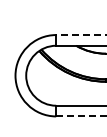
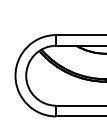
line: dashed -> solid (81, 35)
line: dashed -> solid (81, 116)
